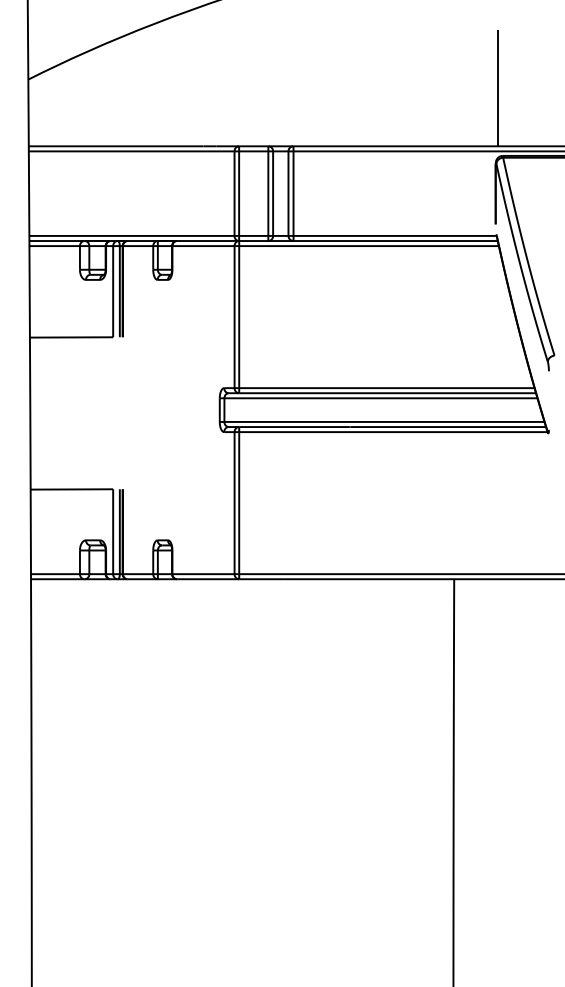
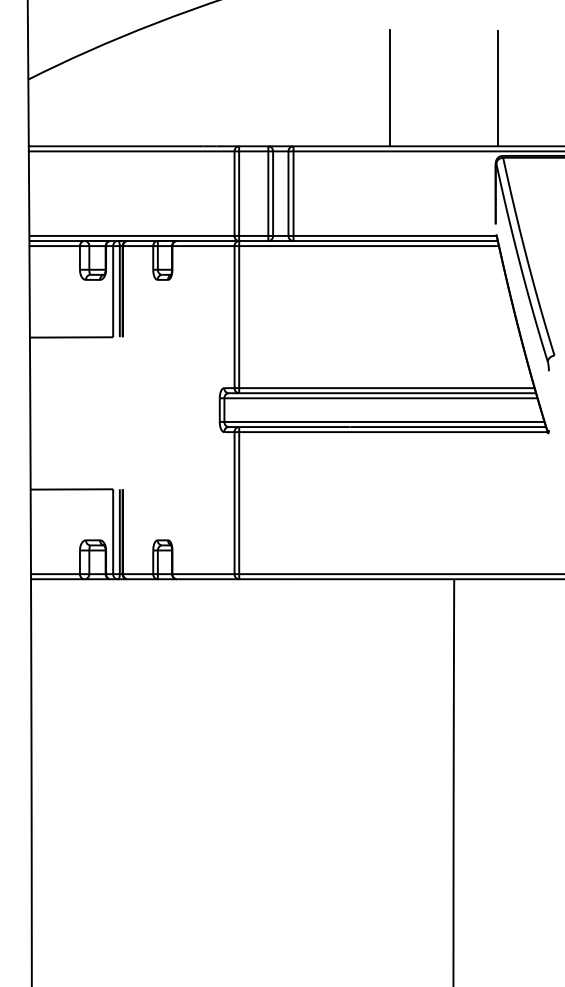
line: none -> present (390, 87)
